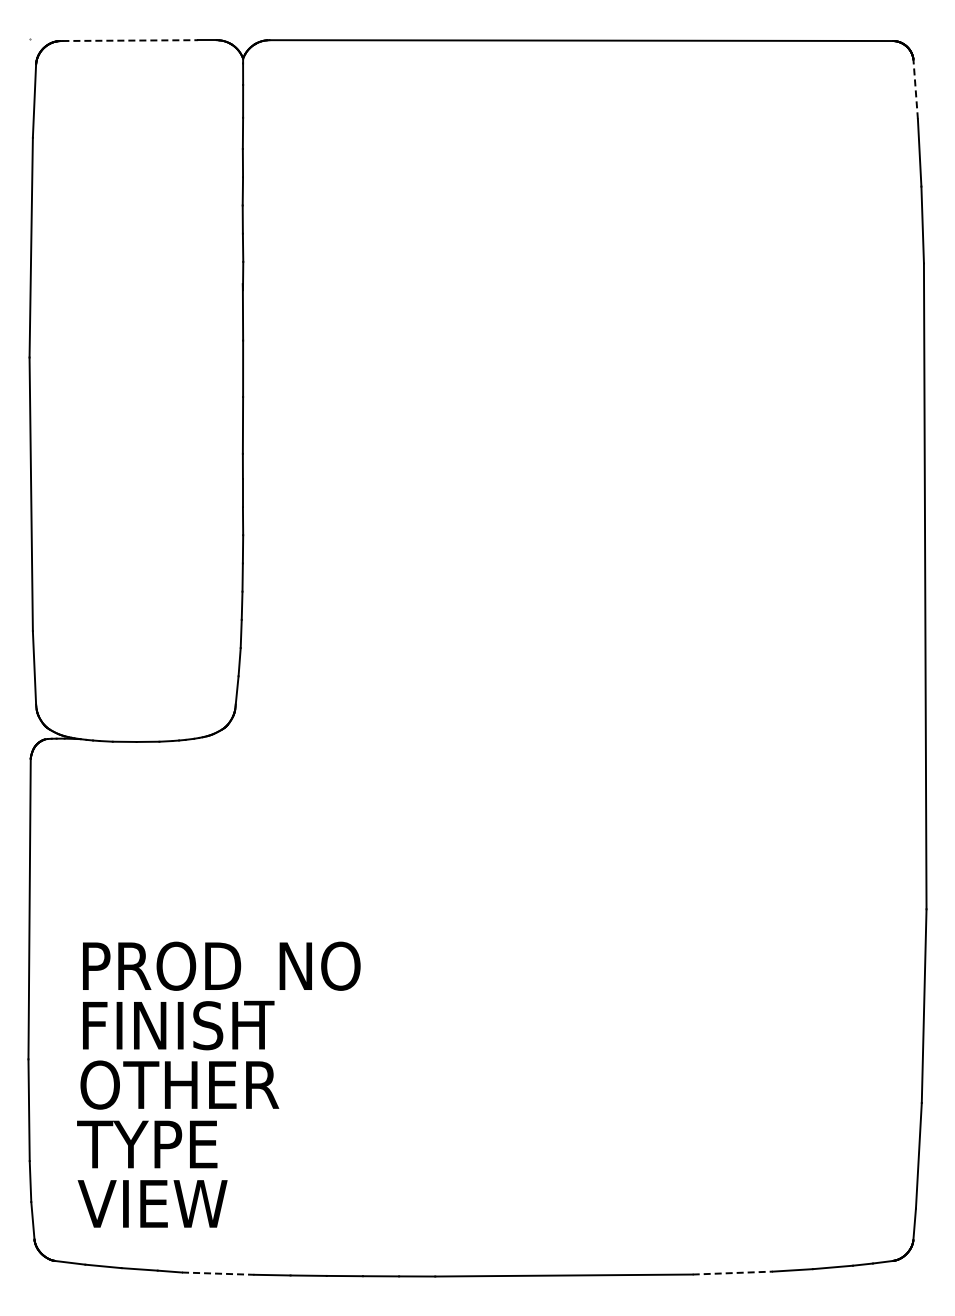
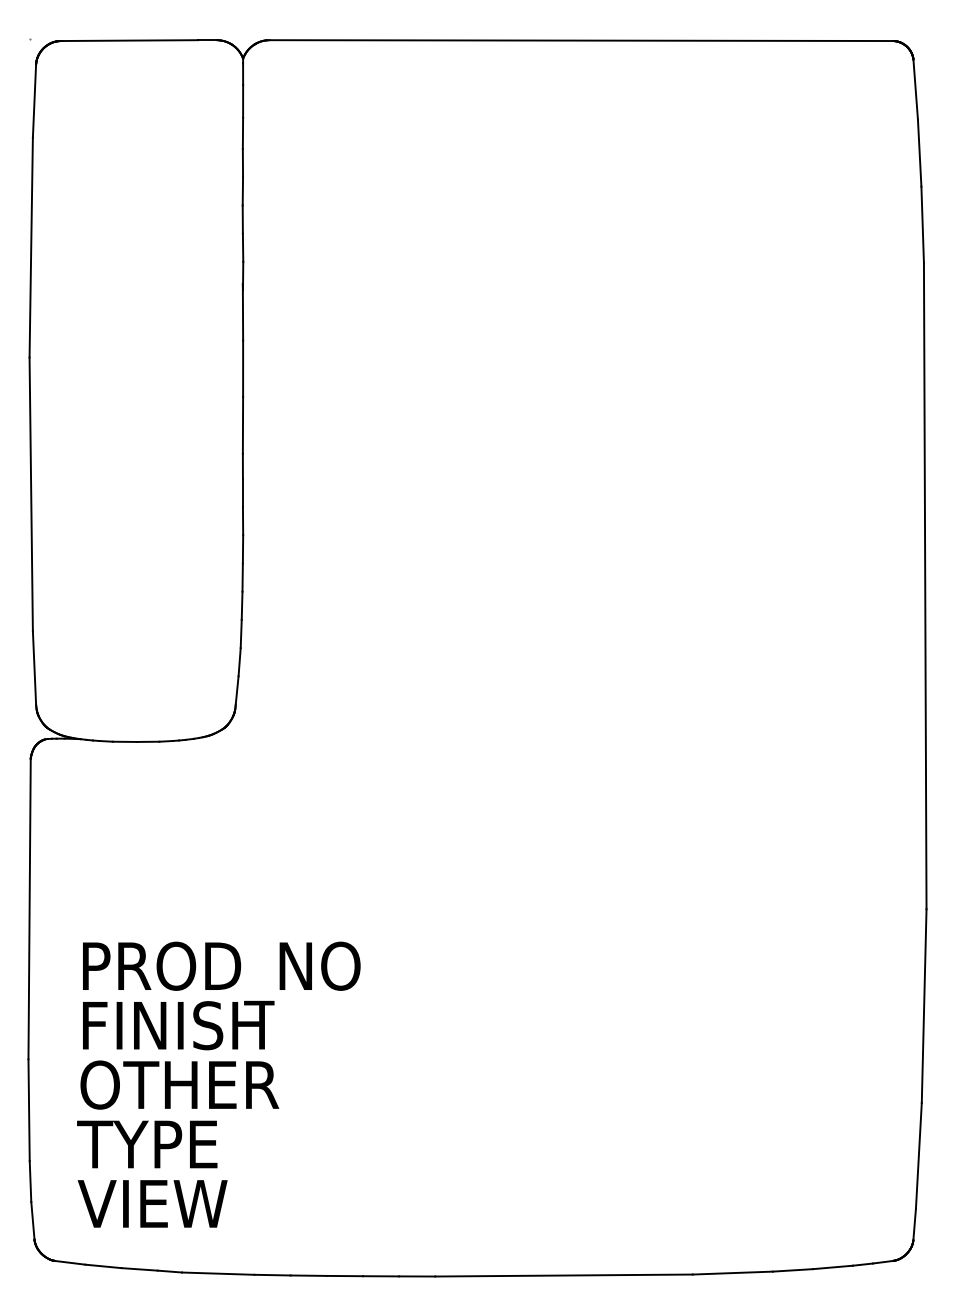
line: dashed -> solid (130, 40)
line: dashed -> solid (915, 89)
line: dashed -> solid (218, 1273)
line: dashed -> solid (733, 1273)
